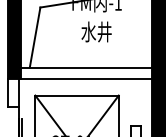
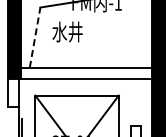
text position: (96, 31) -> (67, 31) (67, 31)
line: solid -> dashed (35, 37)
